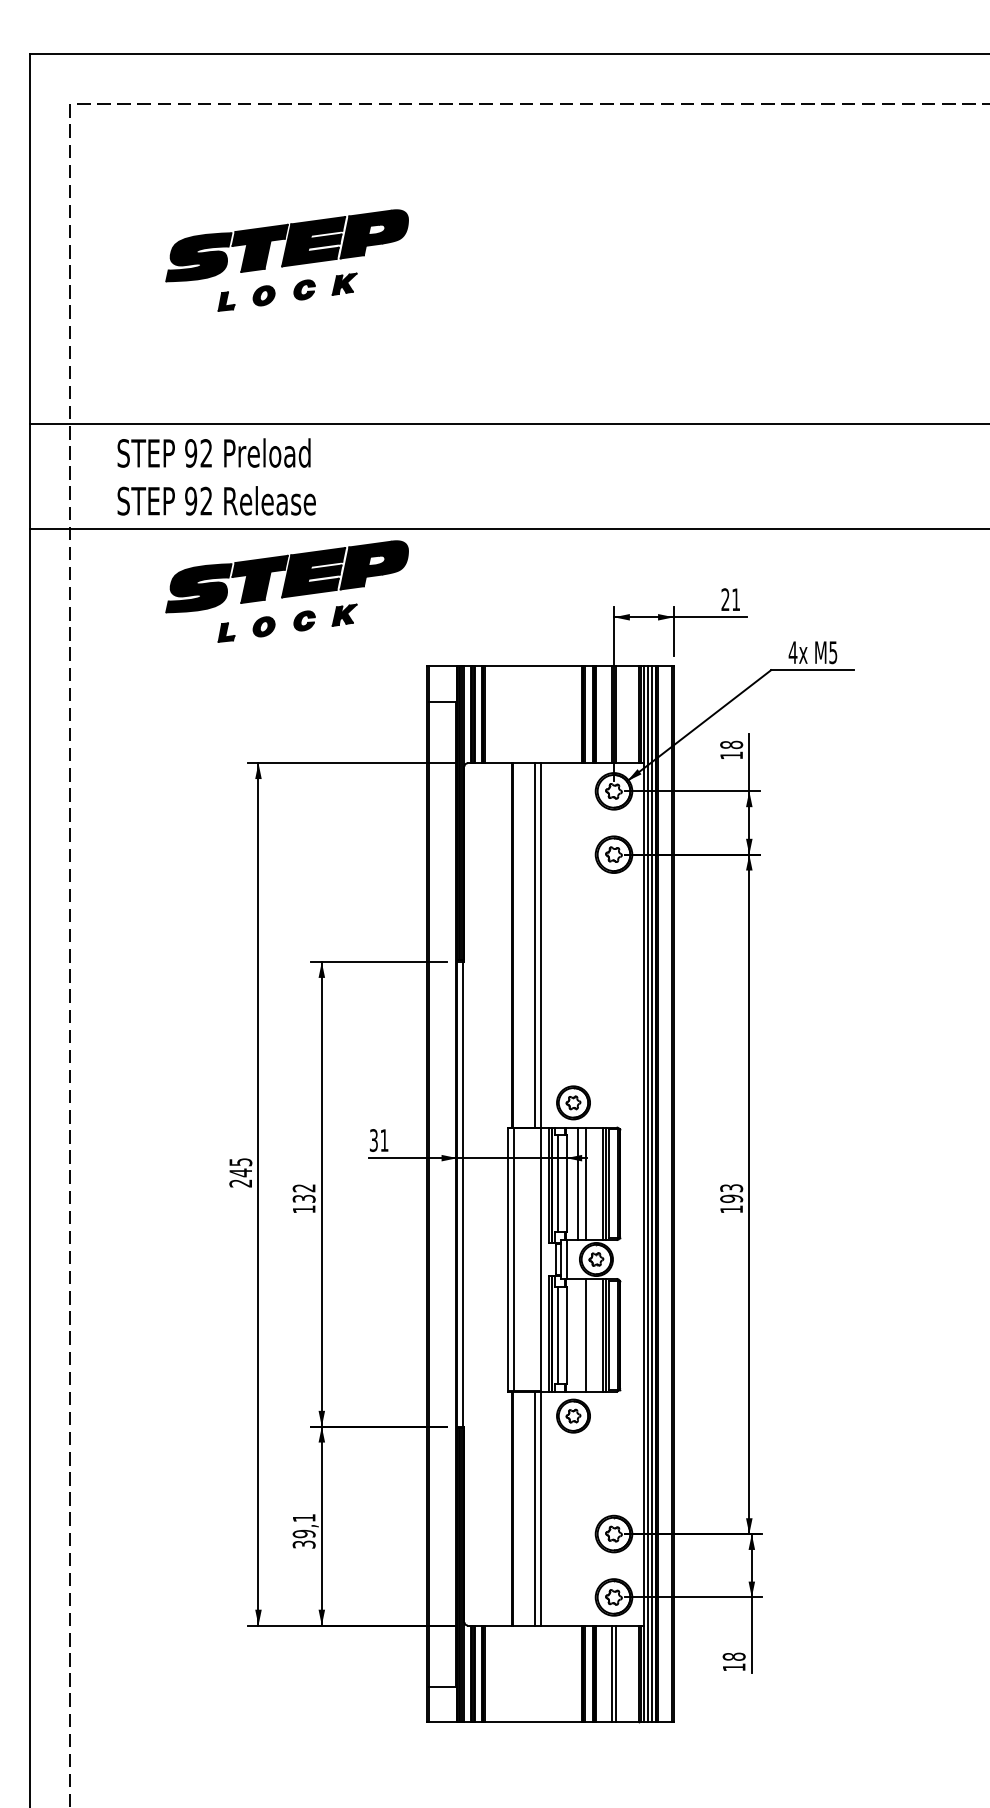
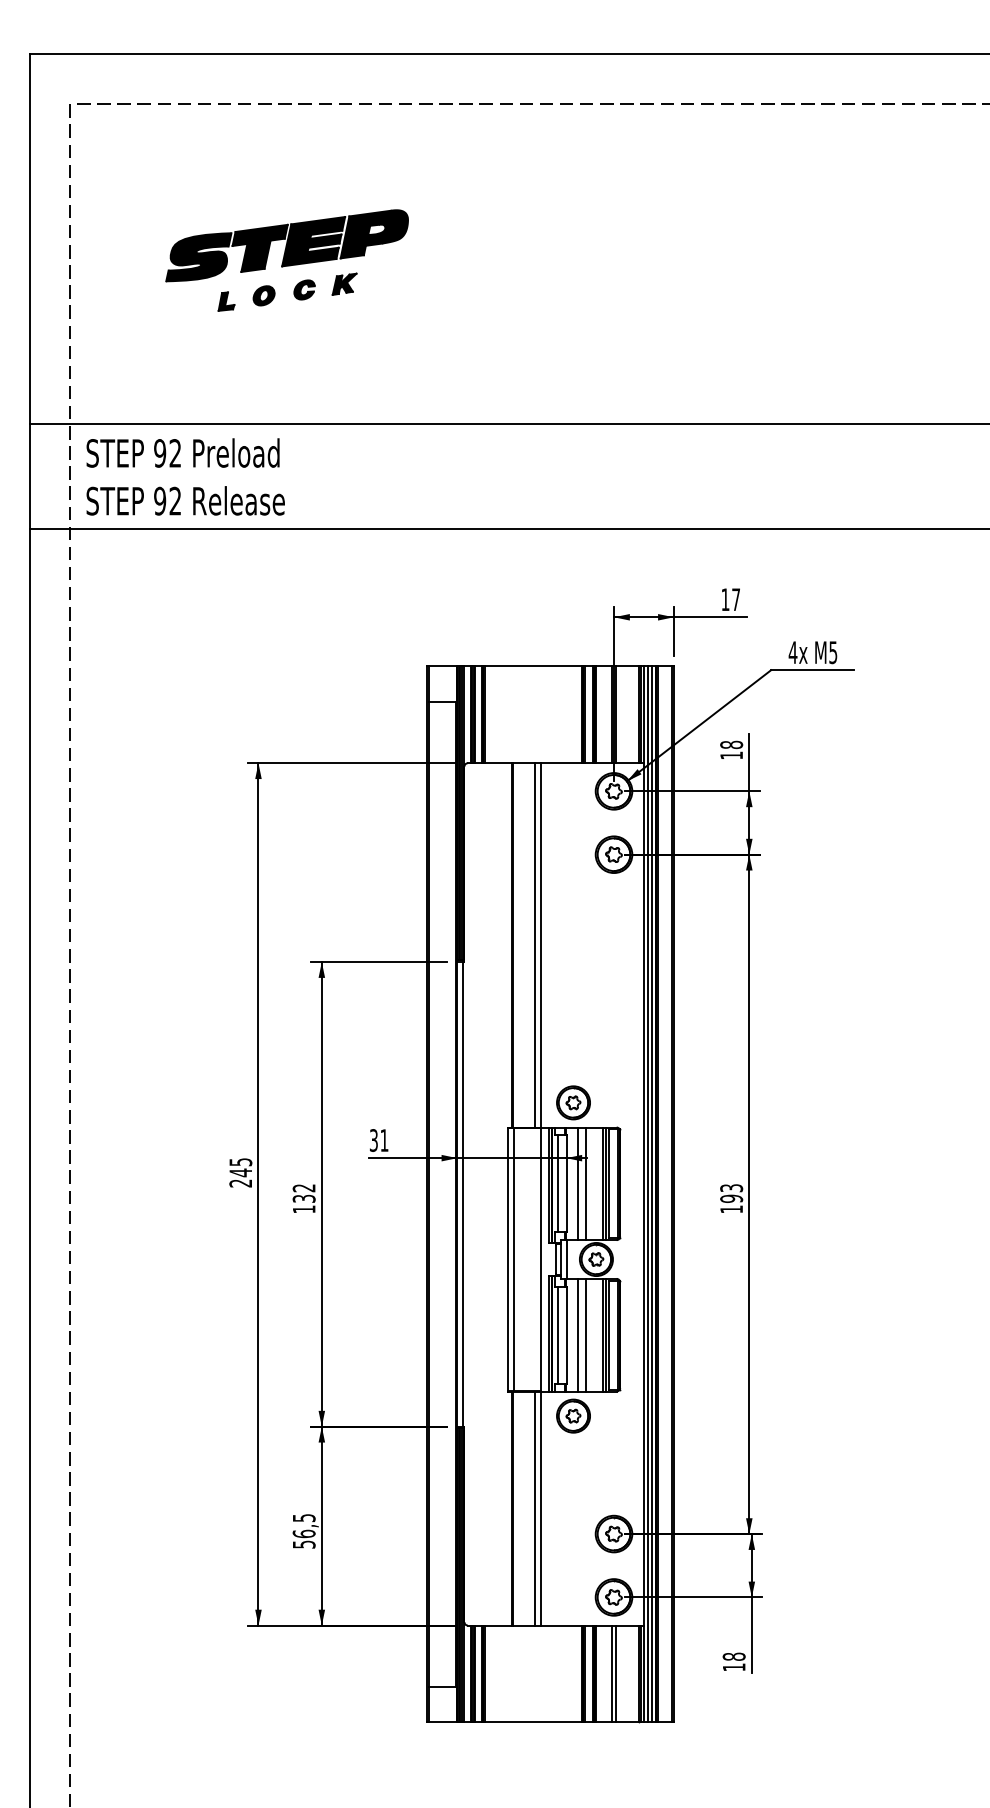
text position: (216, 476) -> (185, 476) (185, 476)
part: present -> none (286, 591)
text: 21 -> 17 (730, 599)
line: none -> present (578, 1334)
text: 39,1 -> 56,5 (303, 1531)
